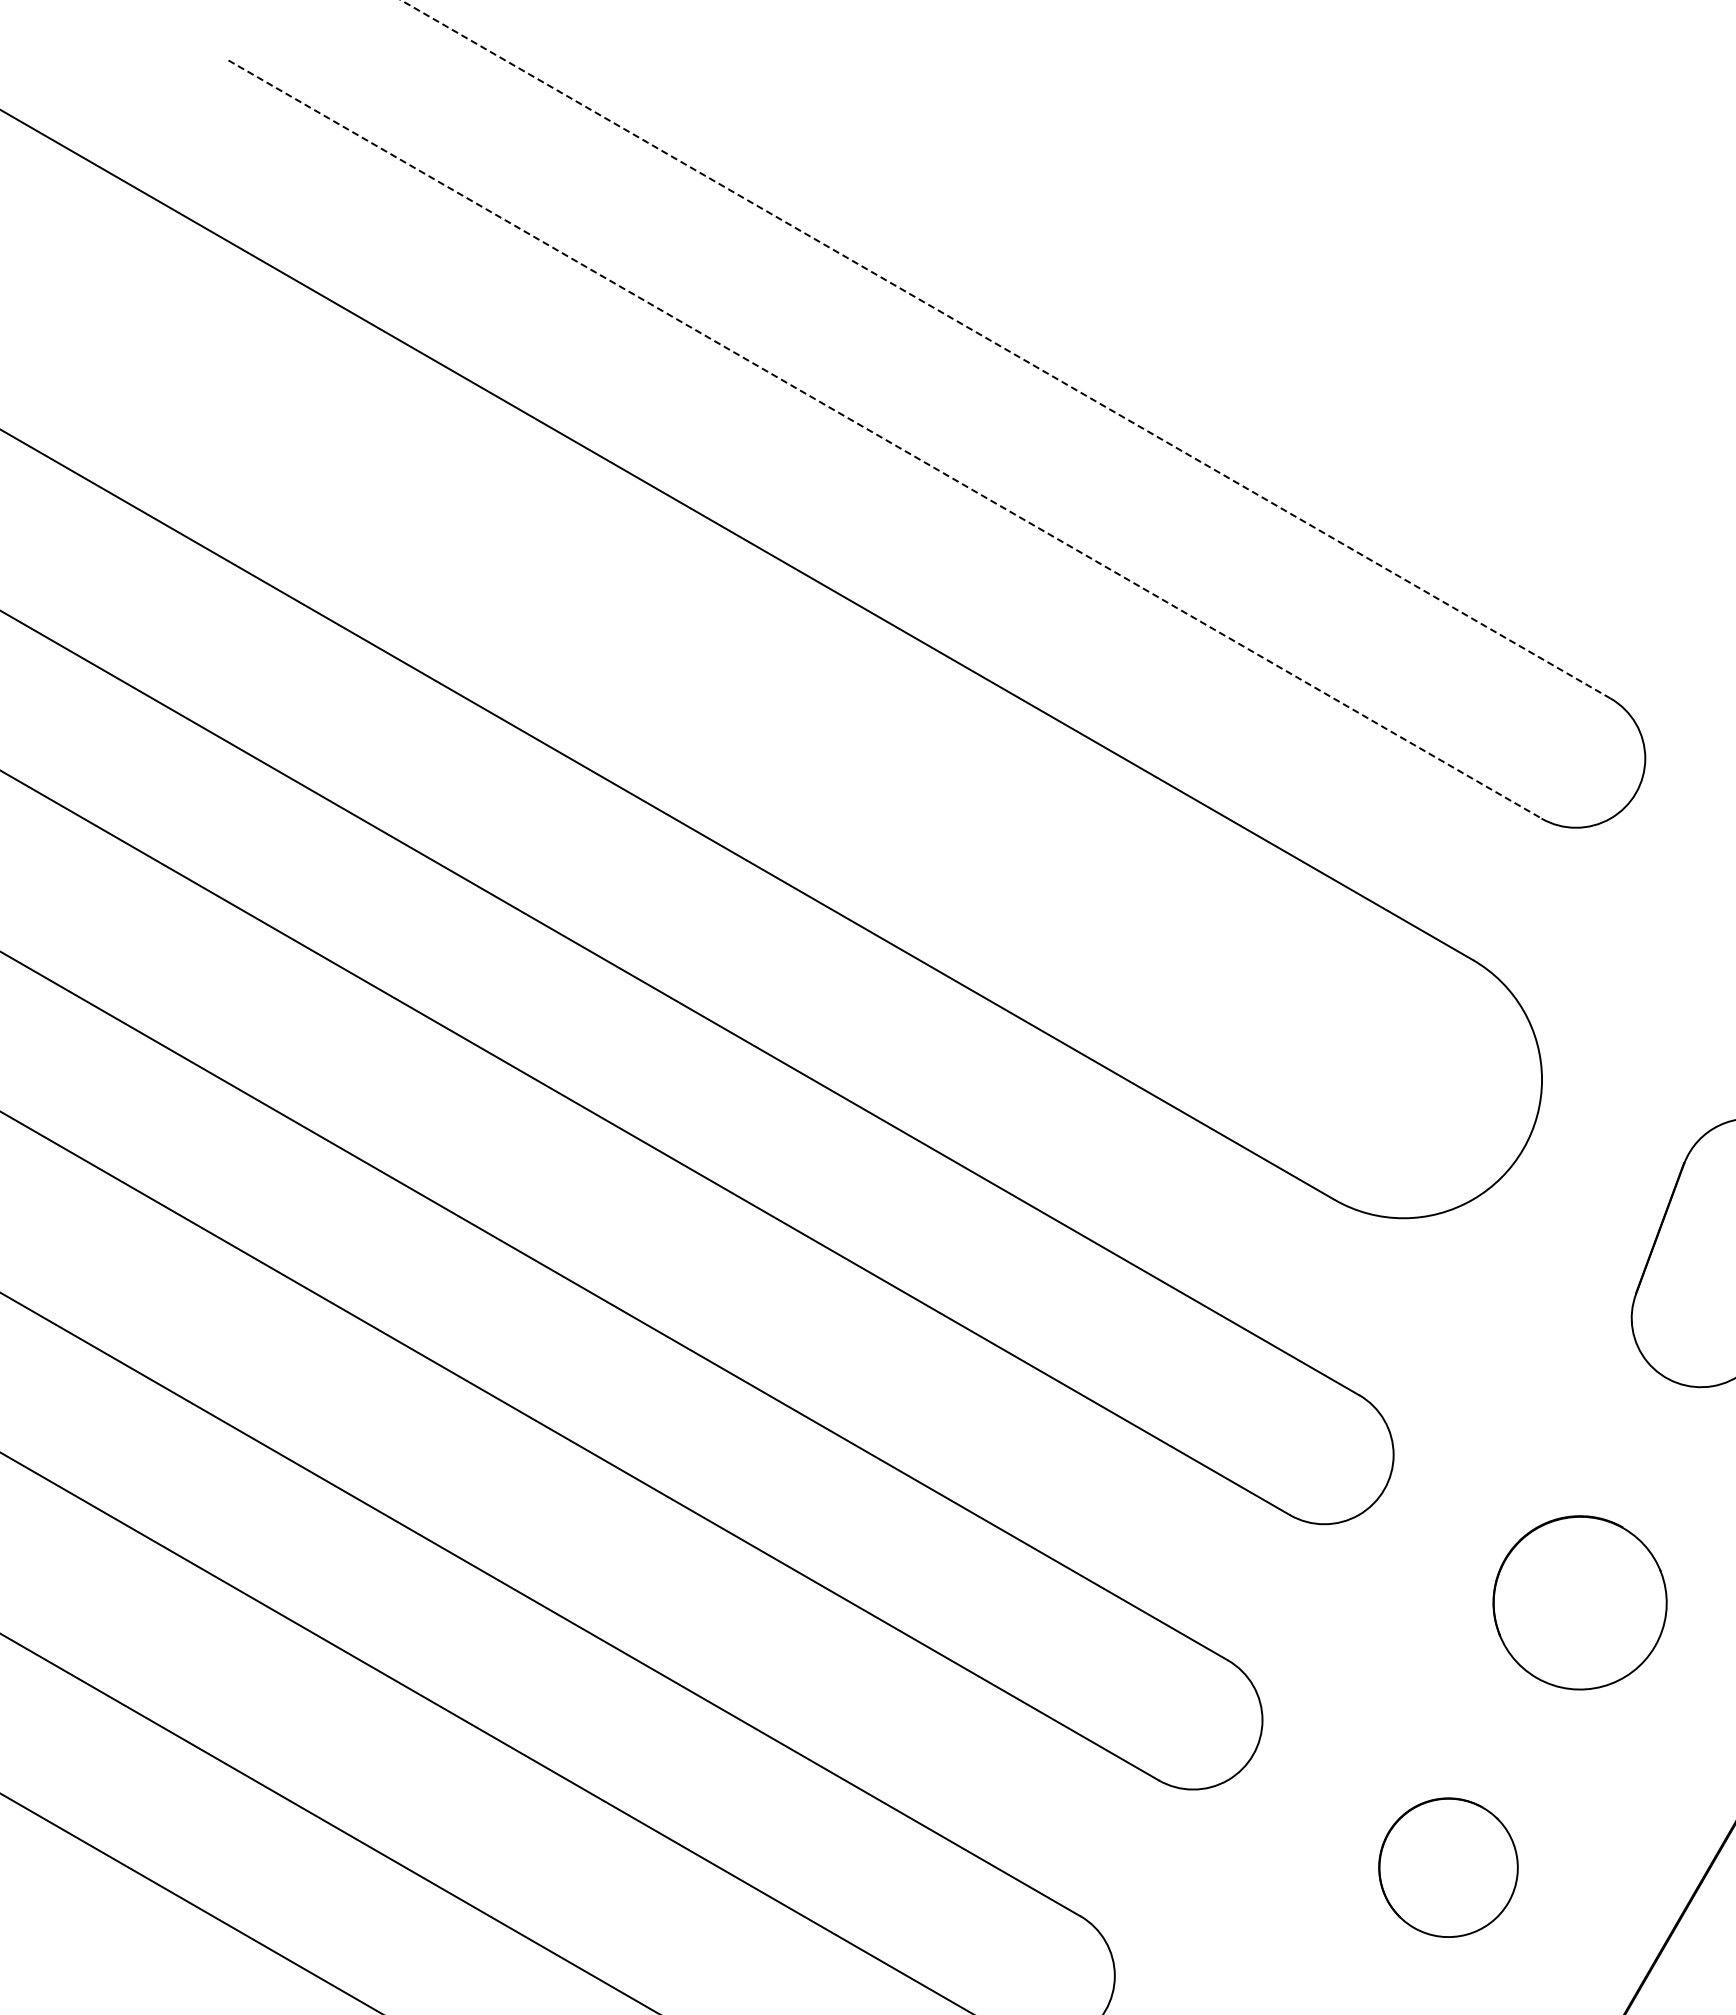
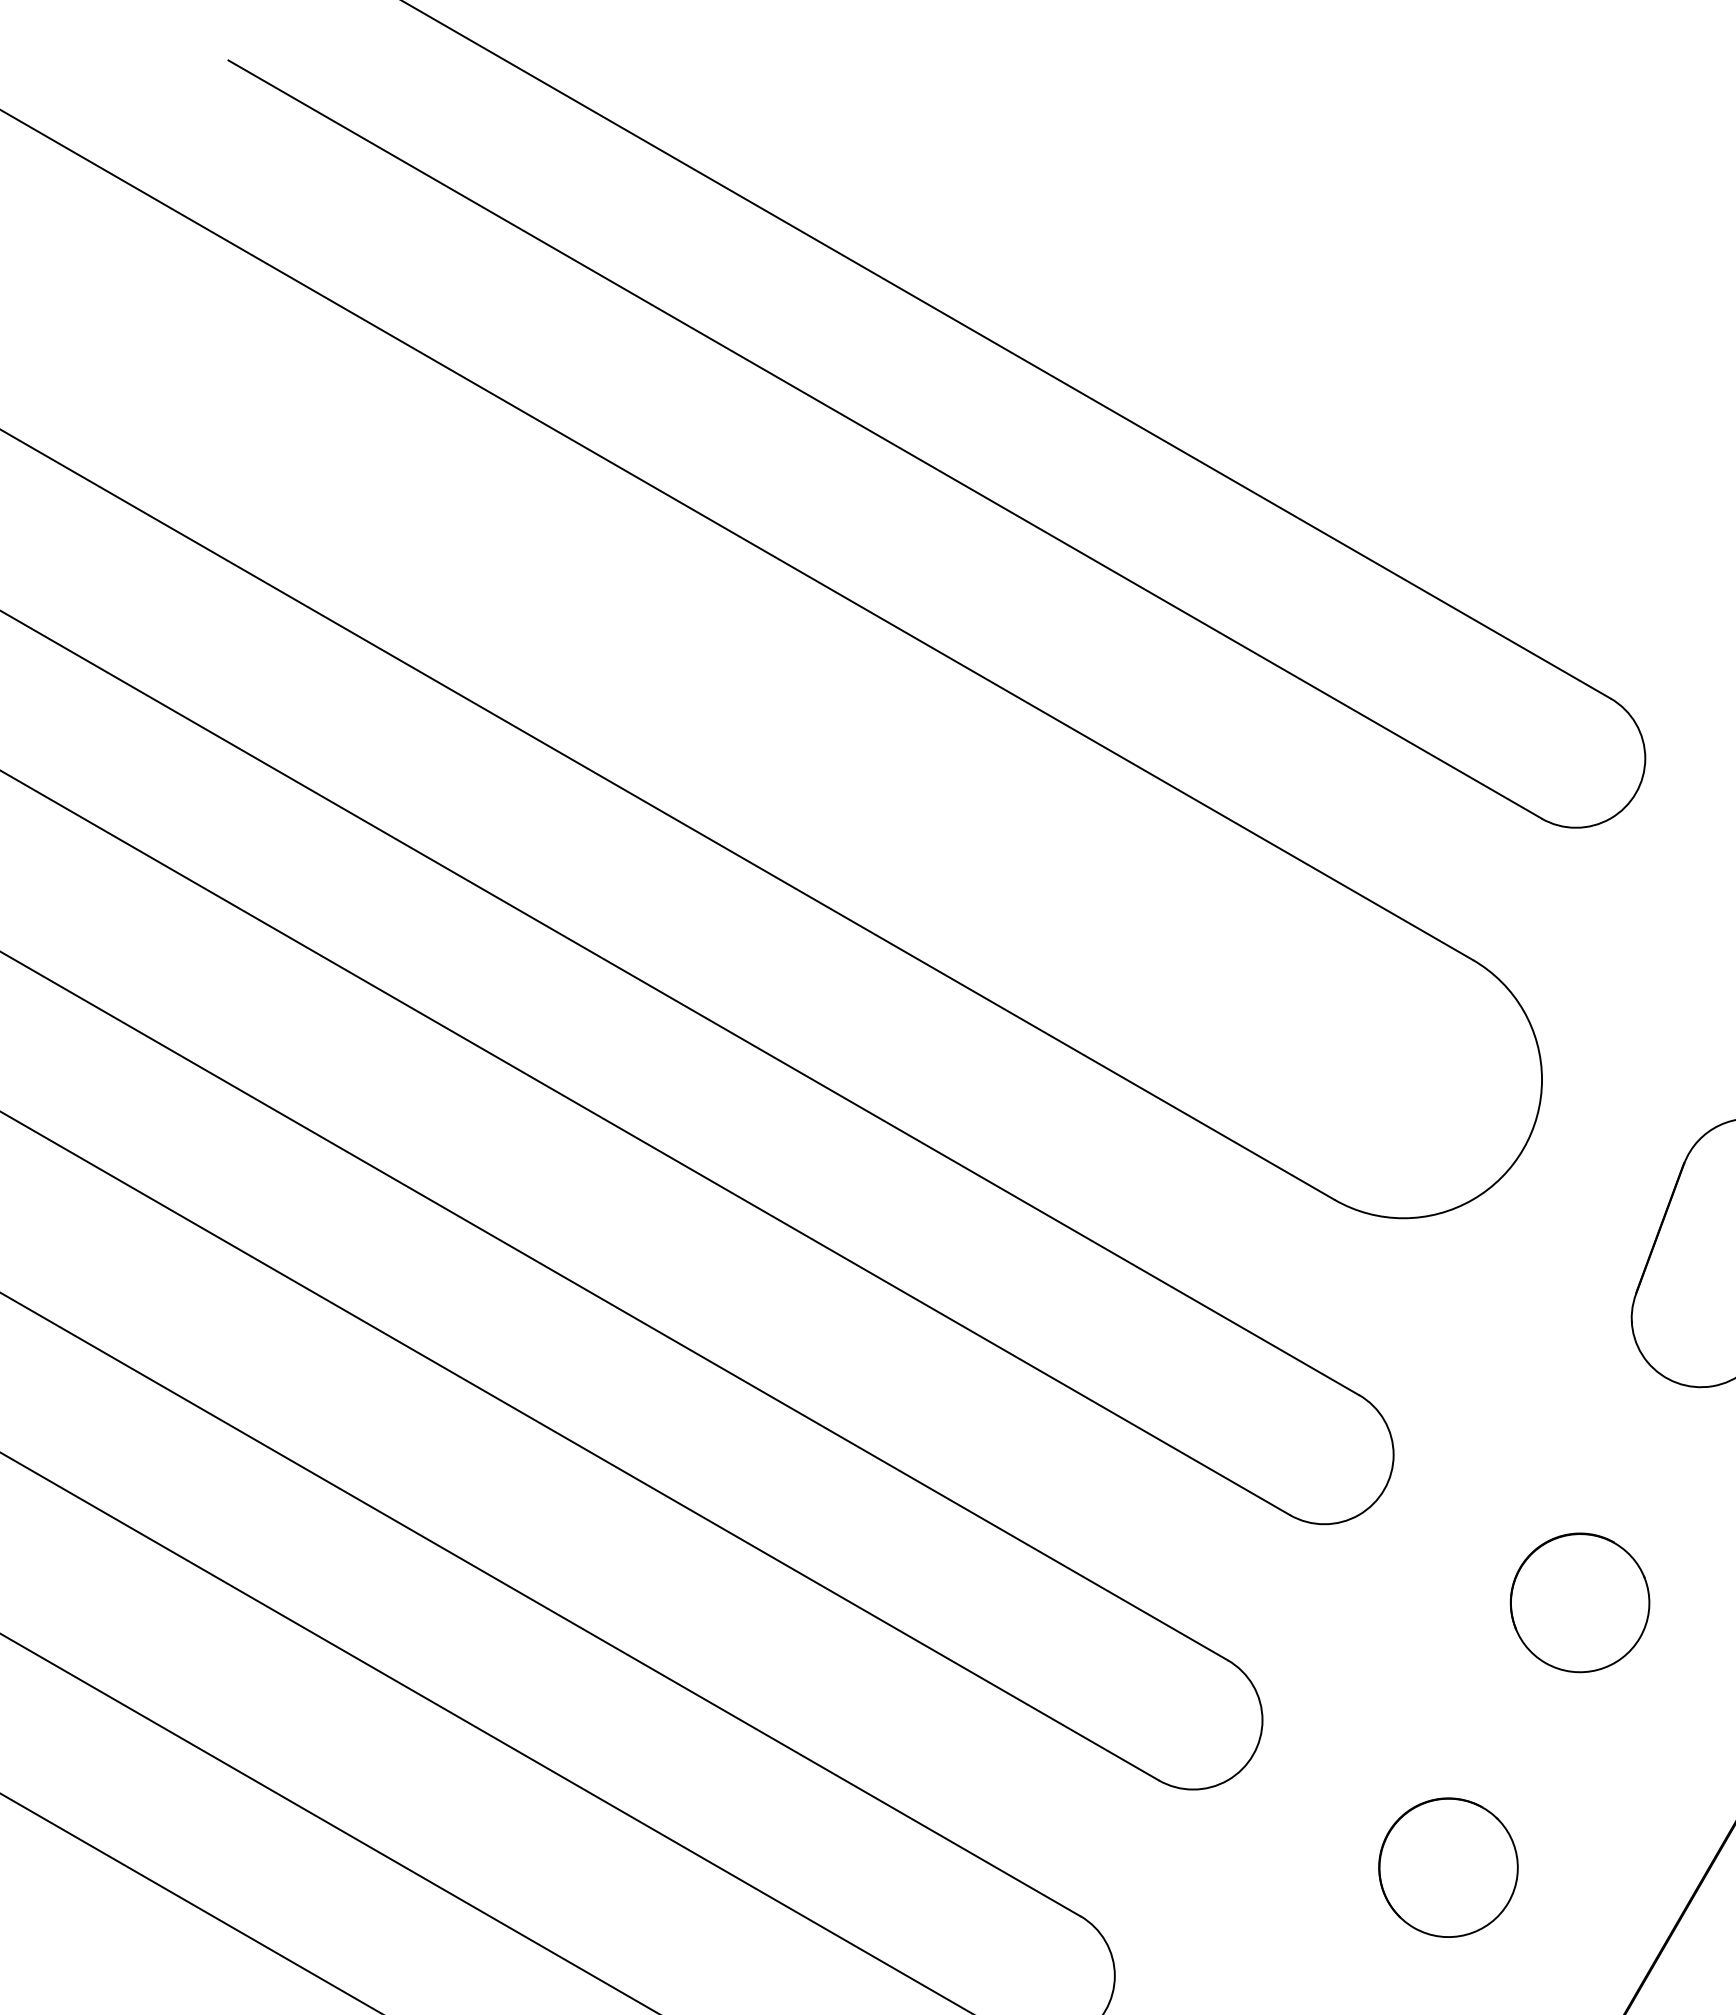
line: dashed -> solid (1005, 349)
line: dashed -> solid (885, 439)
part size: 176x176 px -> 142x142 px (1579, 1602)
